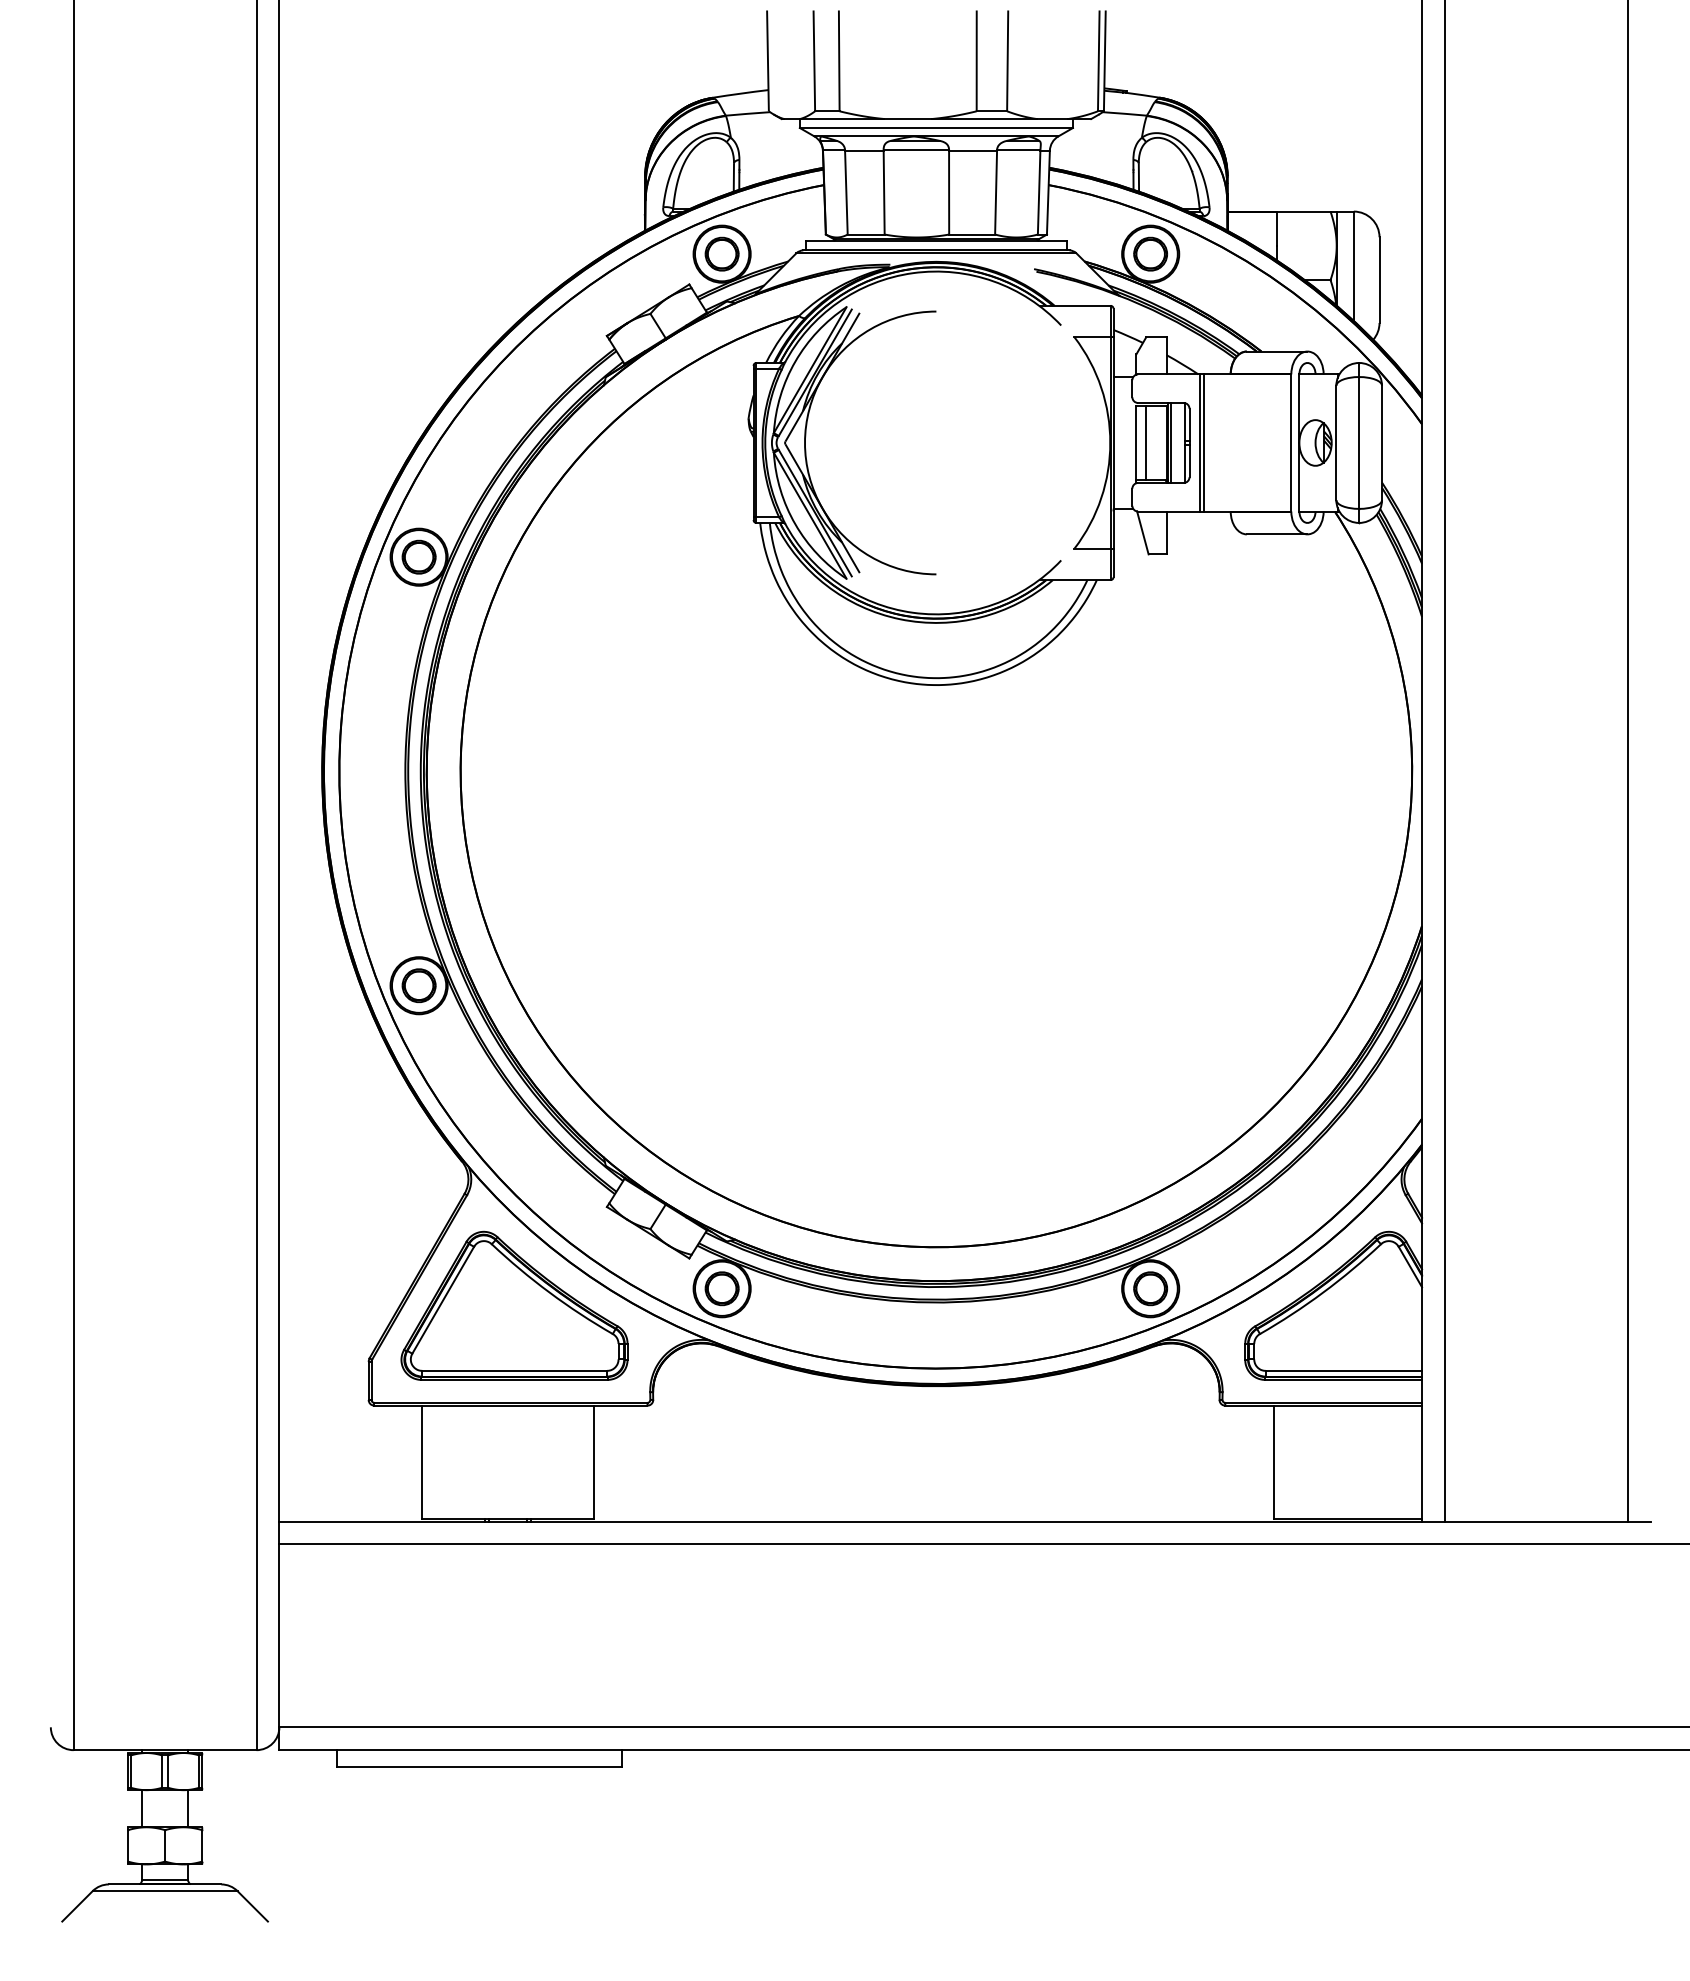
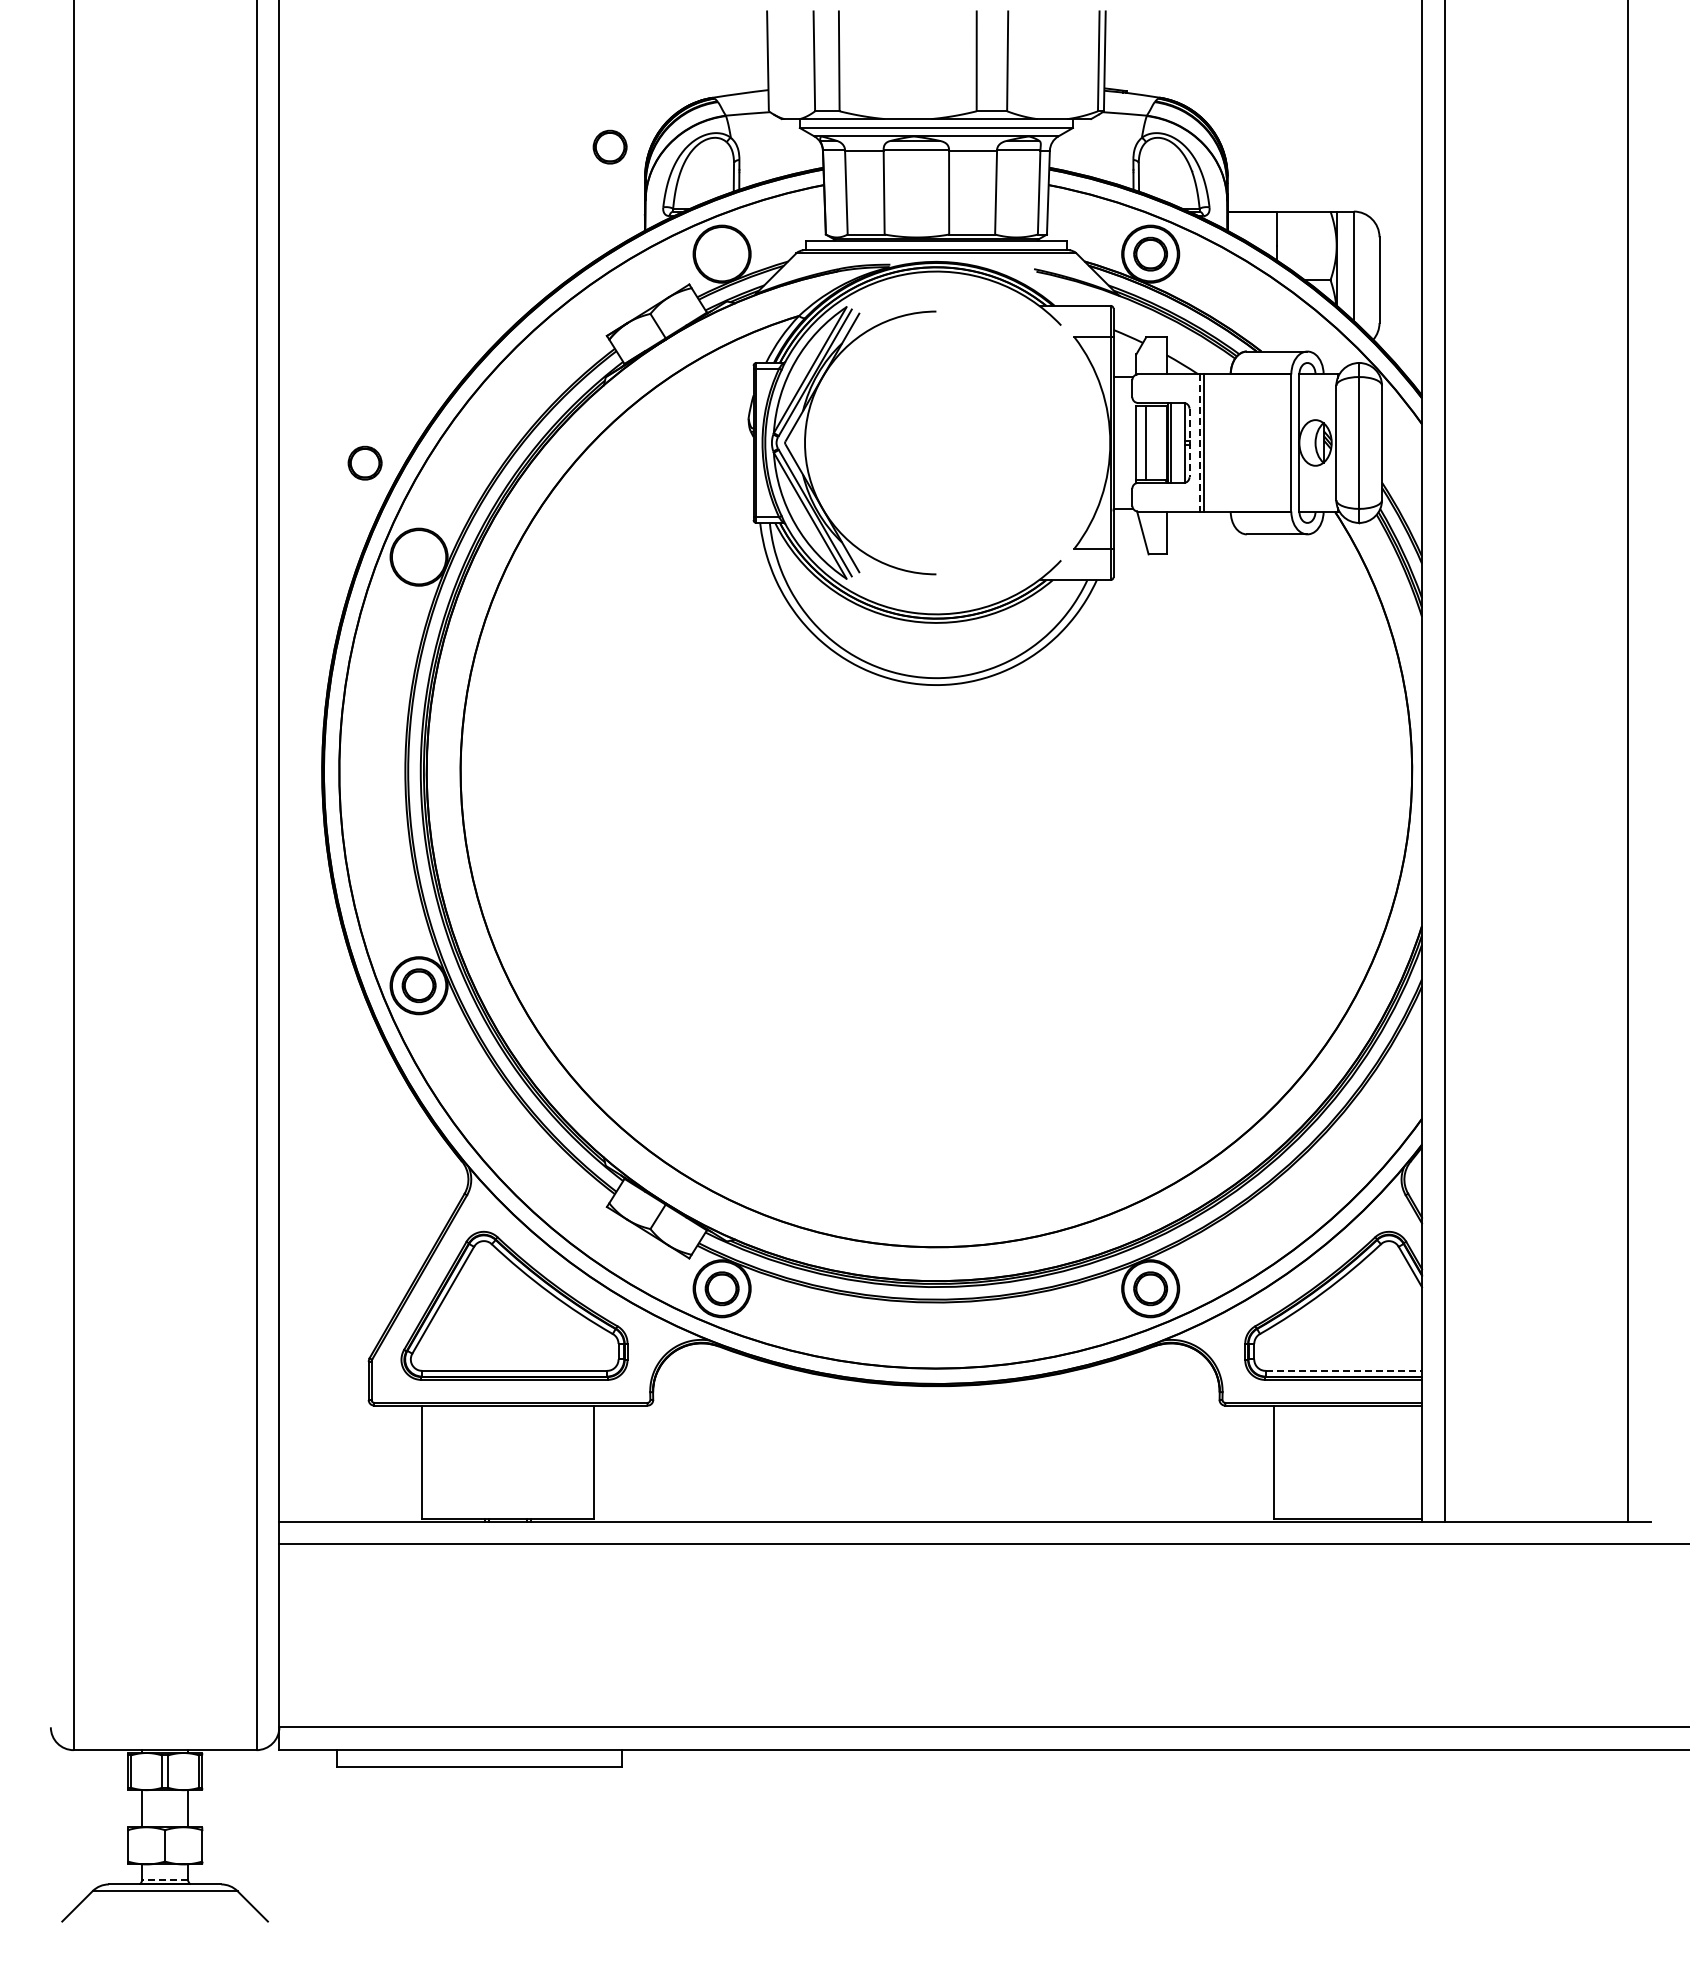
part position: (721, 253) -> (609, 146) (609, 146)
line: solid -> dashed (1199, 442)
line: solid -> dashed (1189, 443)
part position: (418, 556) -> (364, 462) (364, 462)
line: solid -> dashed (1344, 1370)
line: solid -> dashed (165, 1879)
